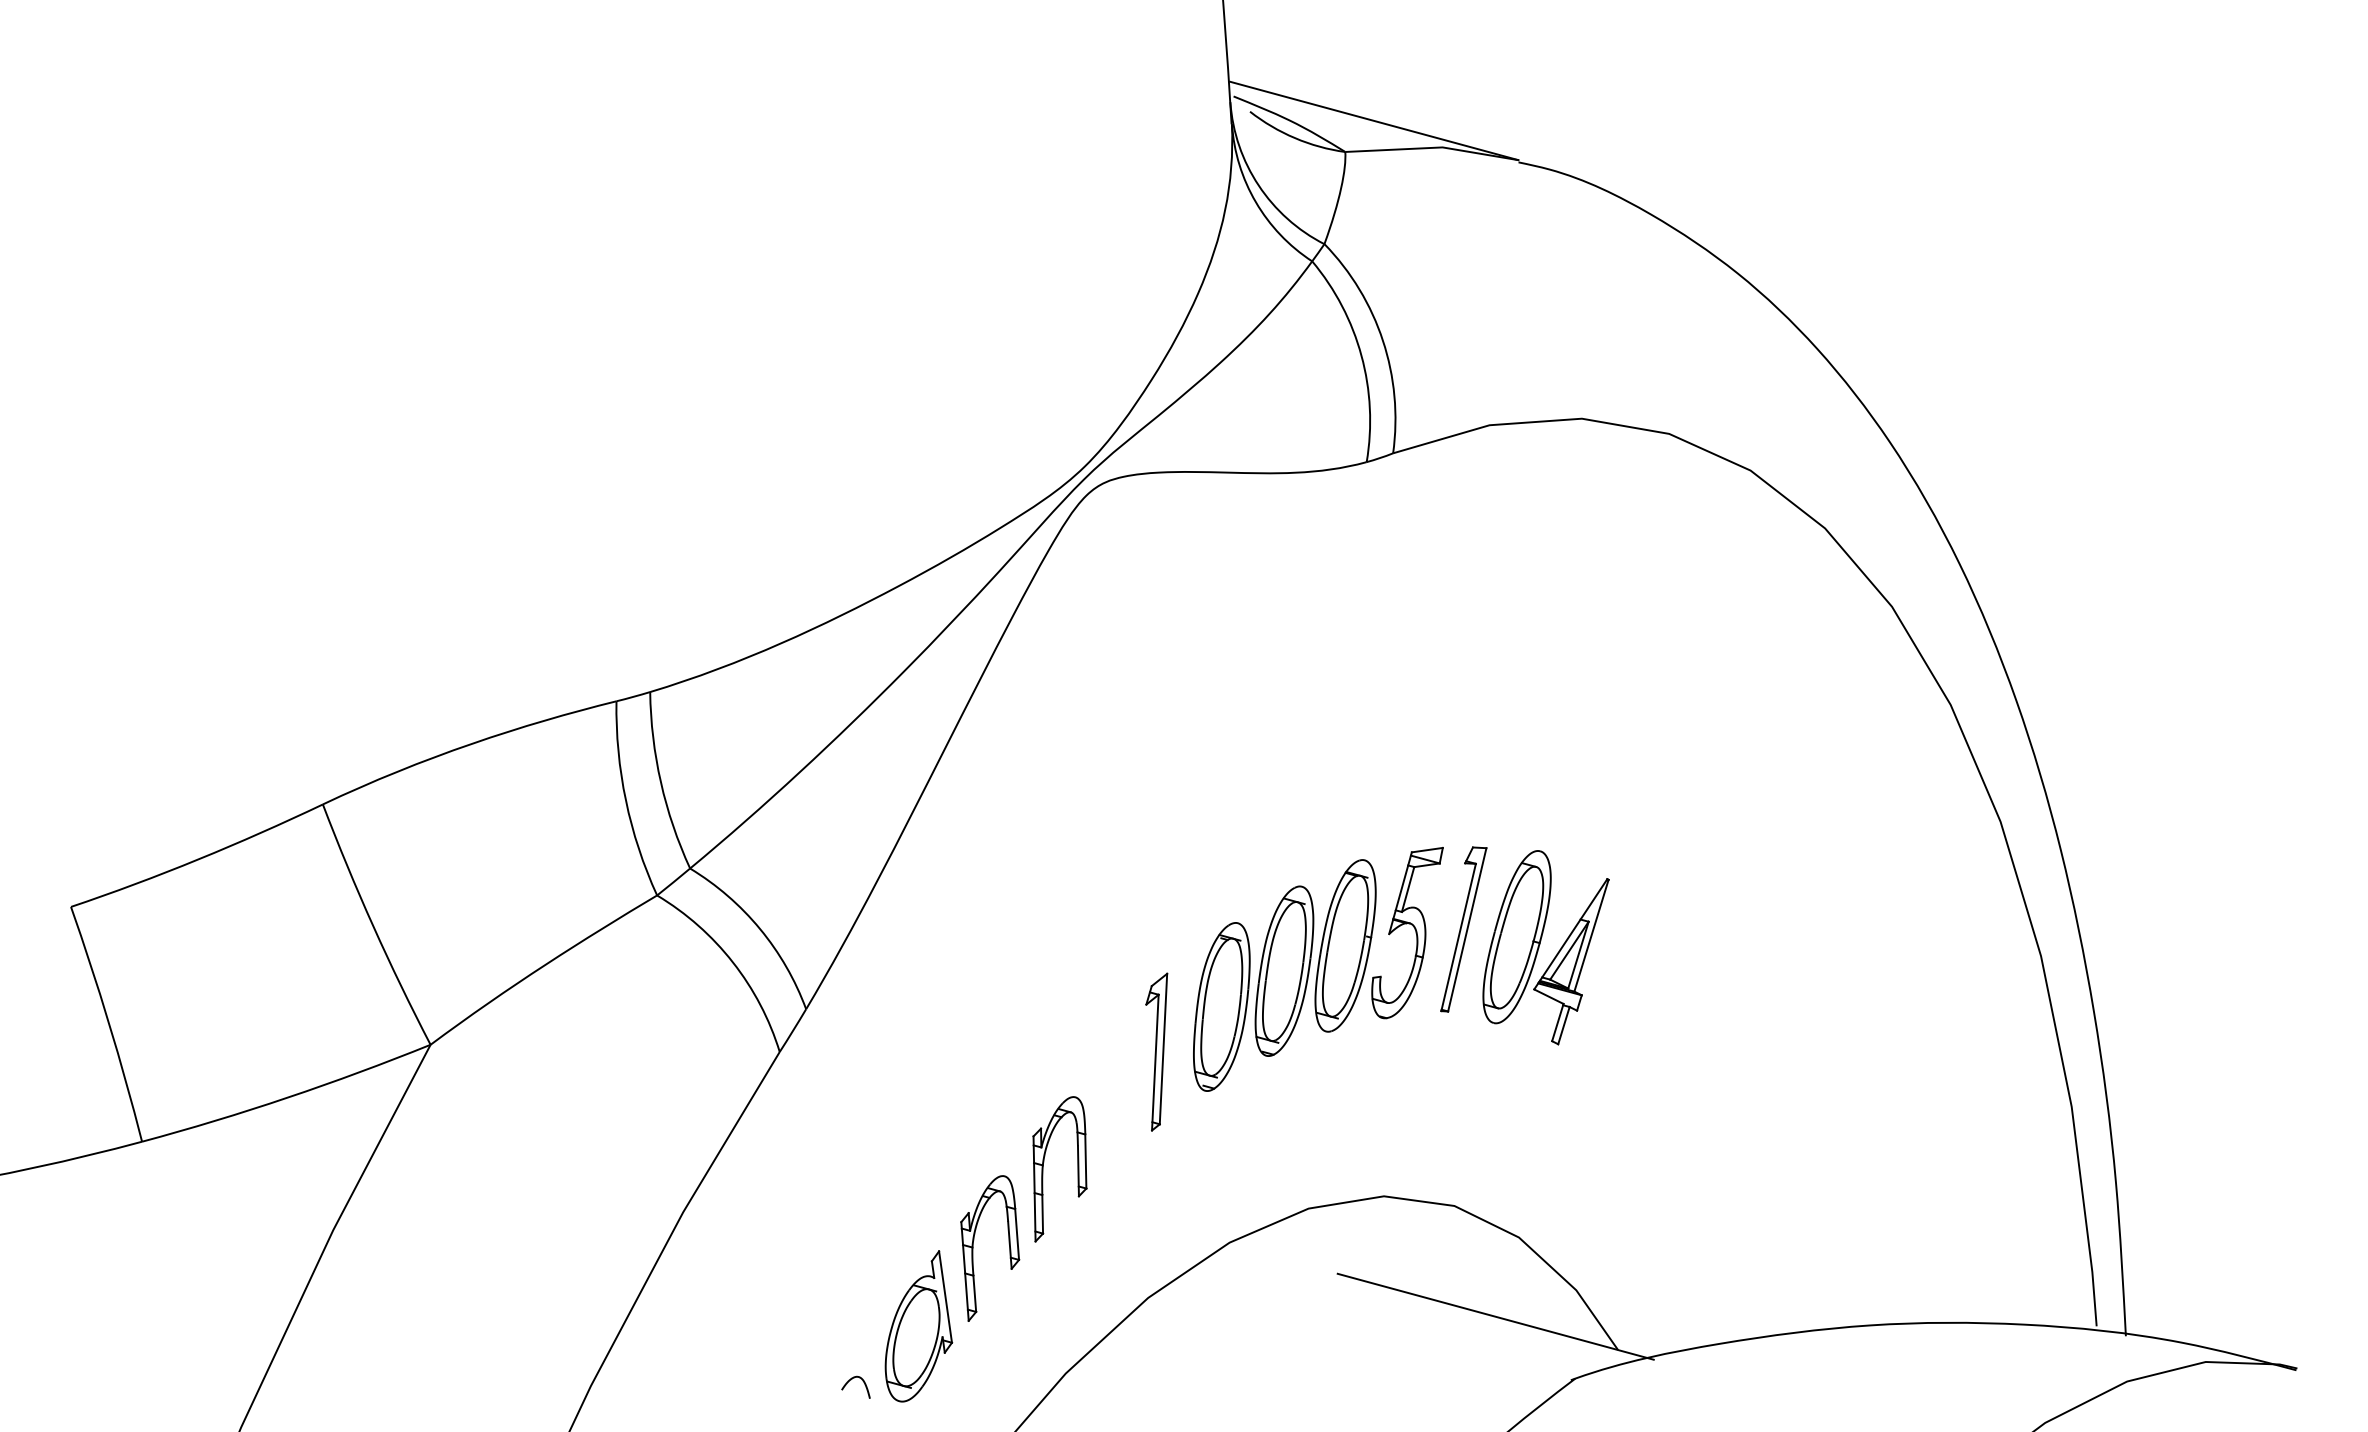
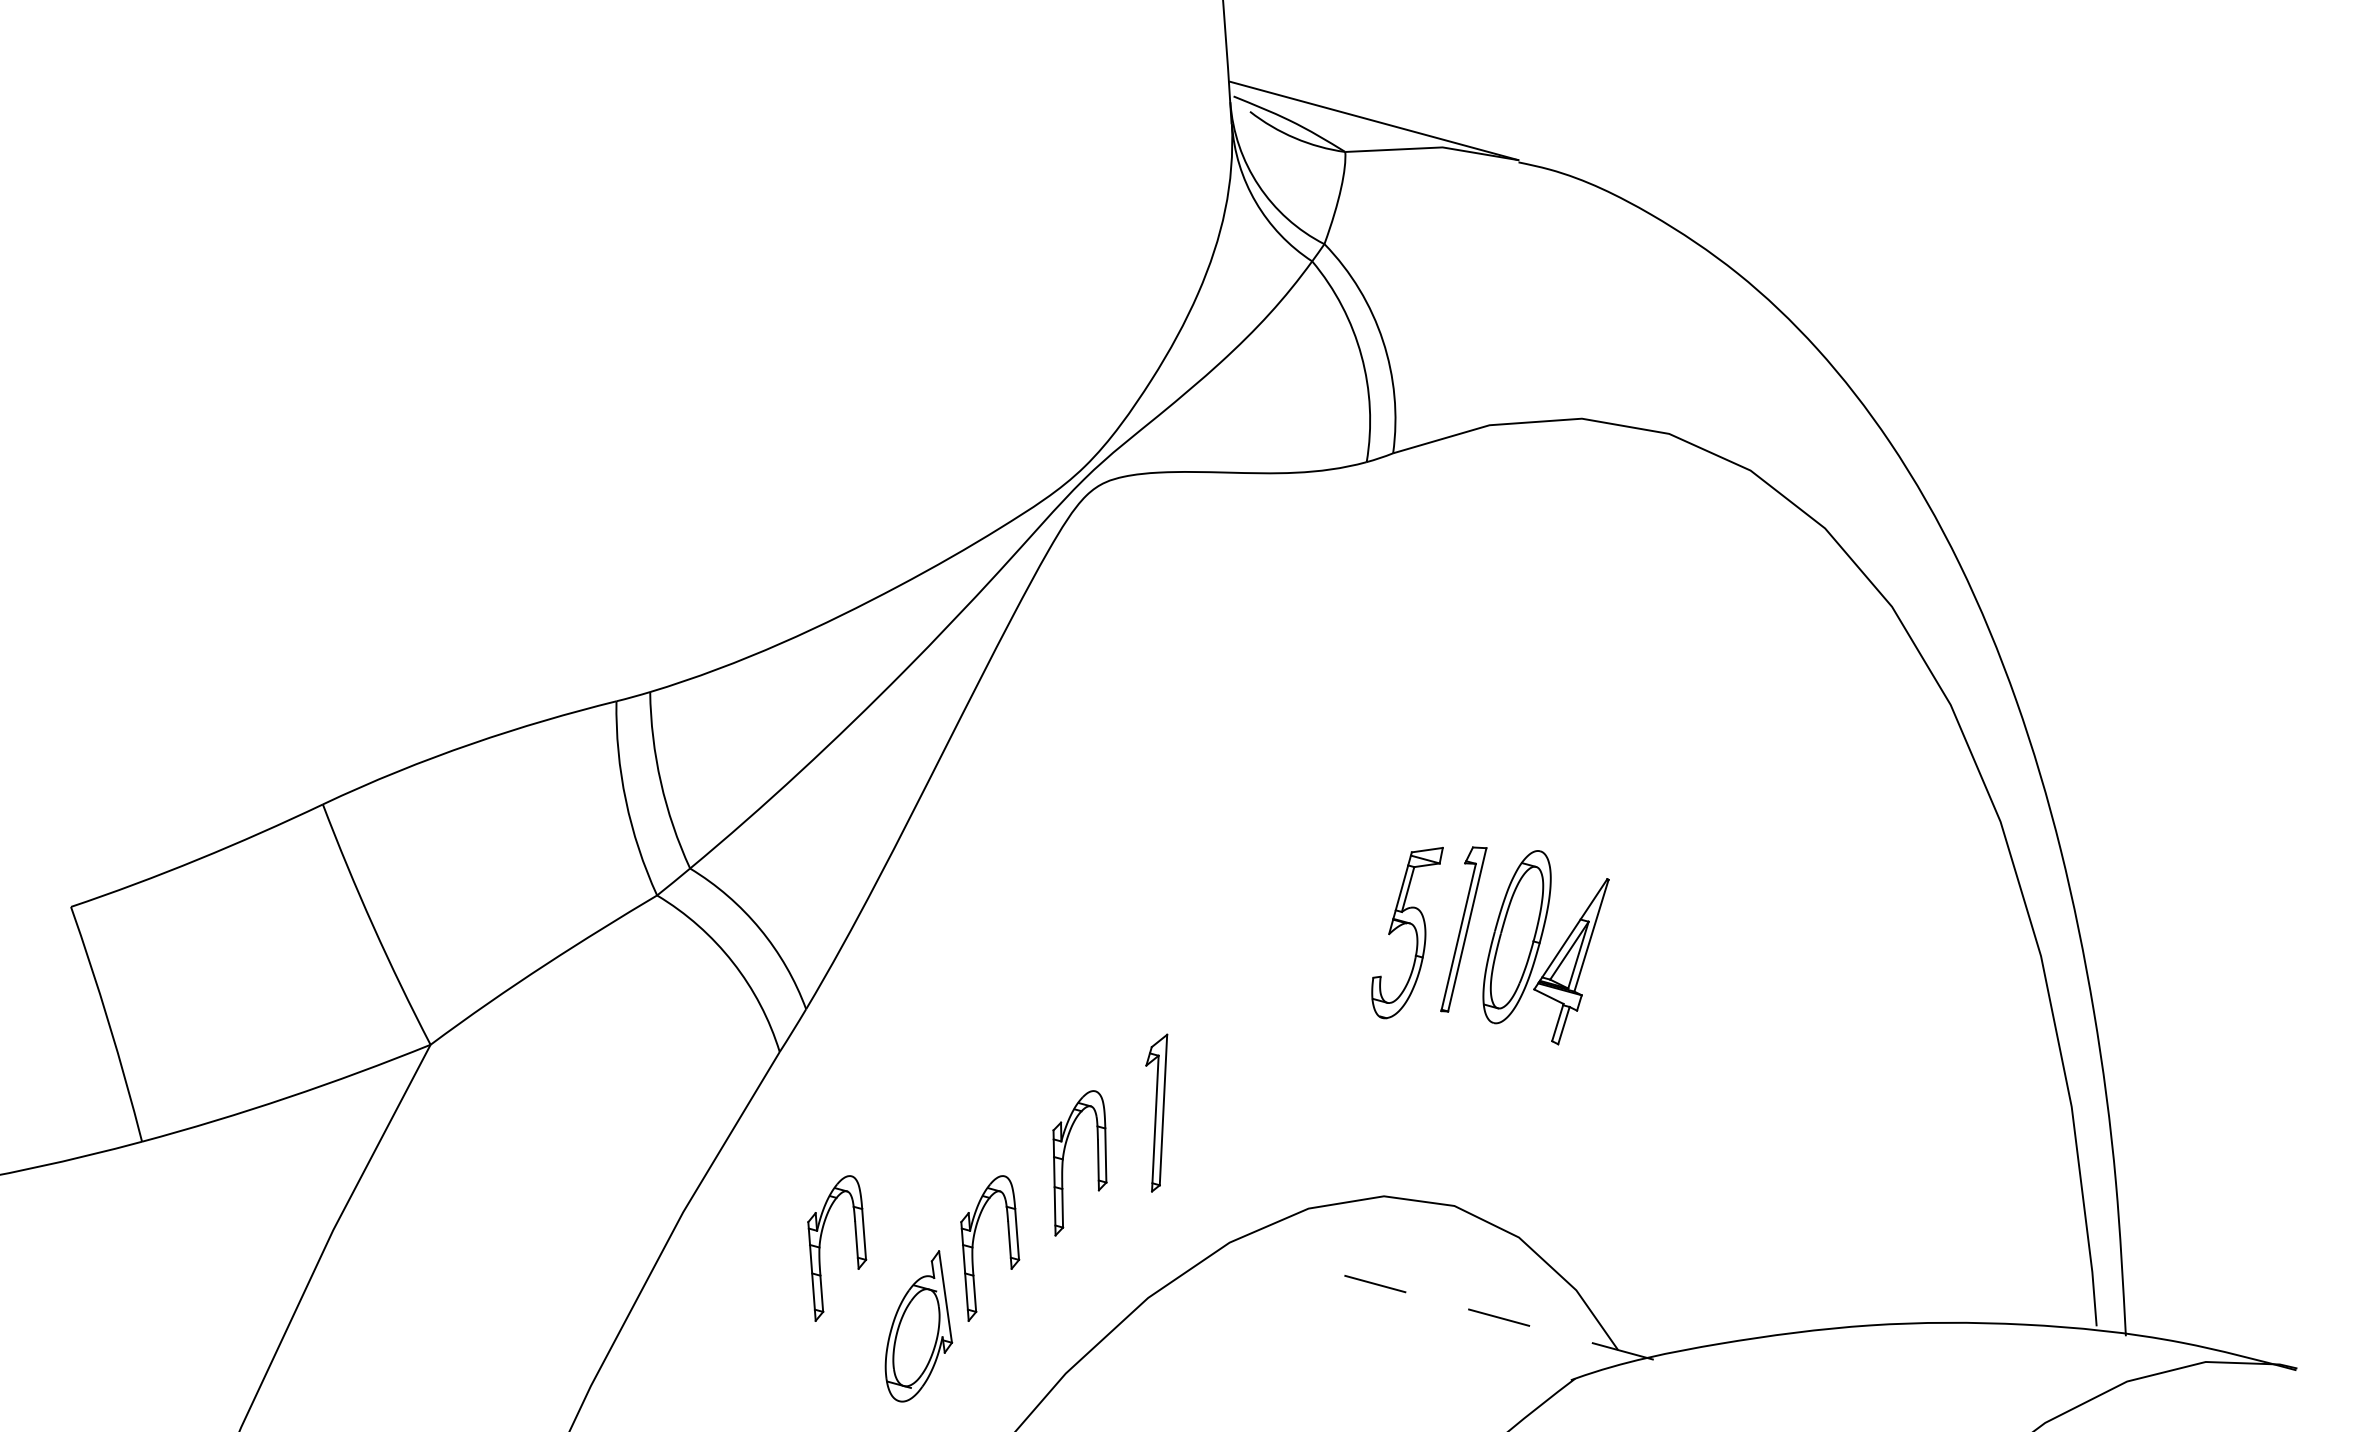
part: present -> none (1284, 975)
part position: (1156, 1051) -> (1156, 1112) (1156, 1112)
part position: (1043, 1169) -> (1063, 1163) (1063, 1163)
part: none -> present (820, 1248)
line: solid -> dashed (1495, 1316)
curve: present -> none (851, 1380)
